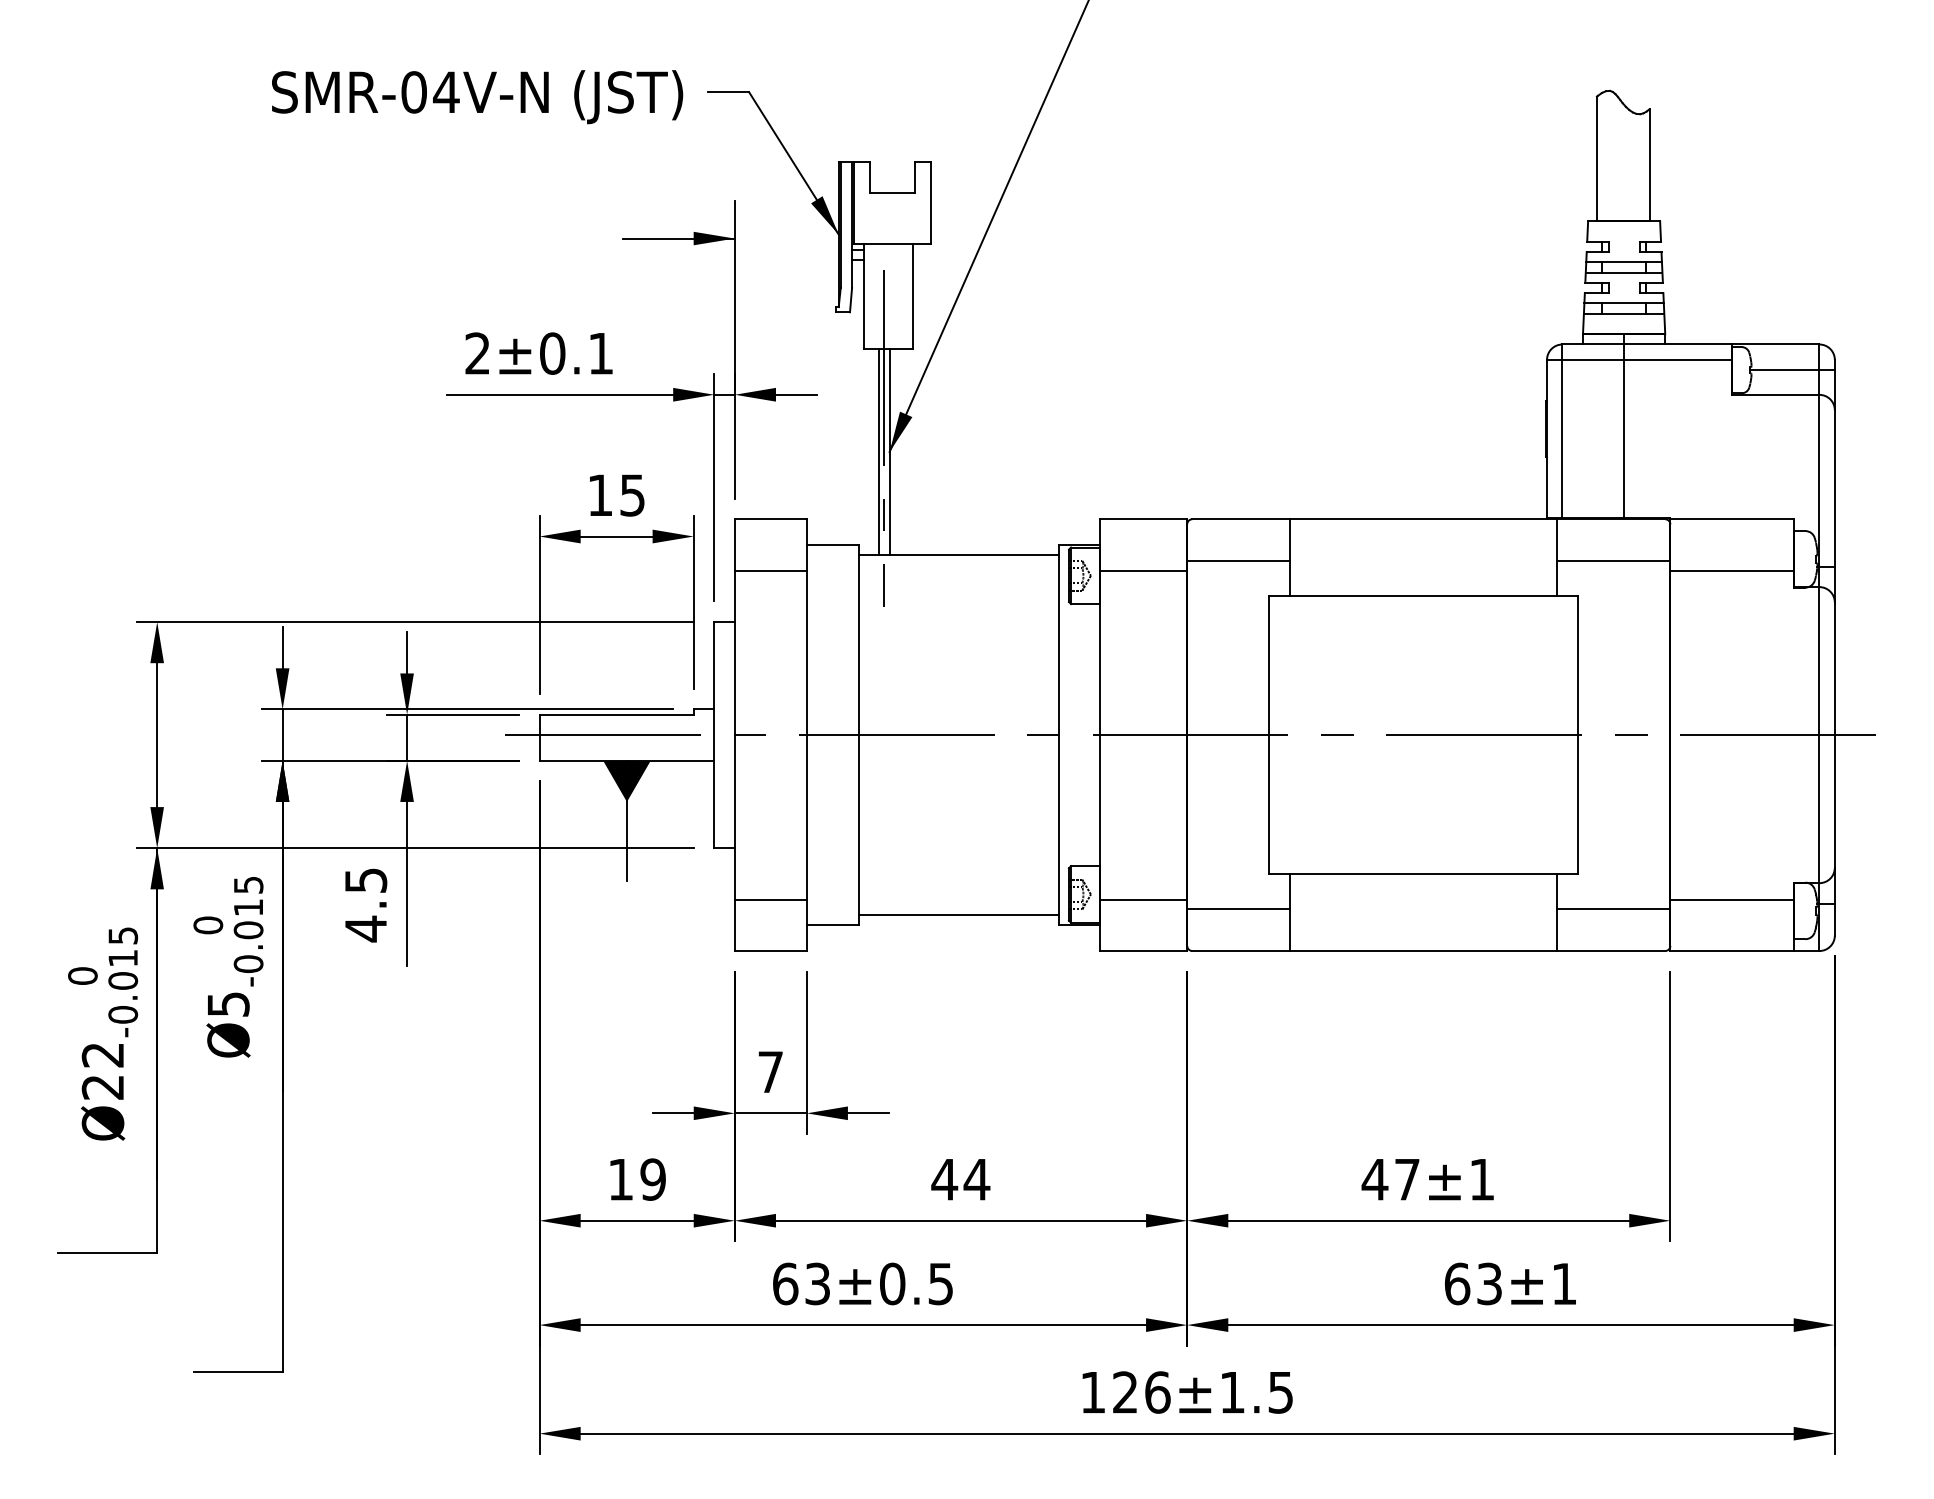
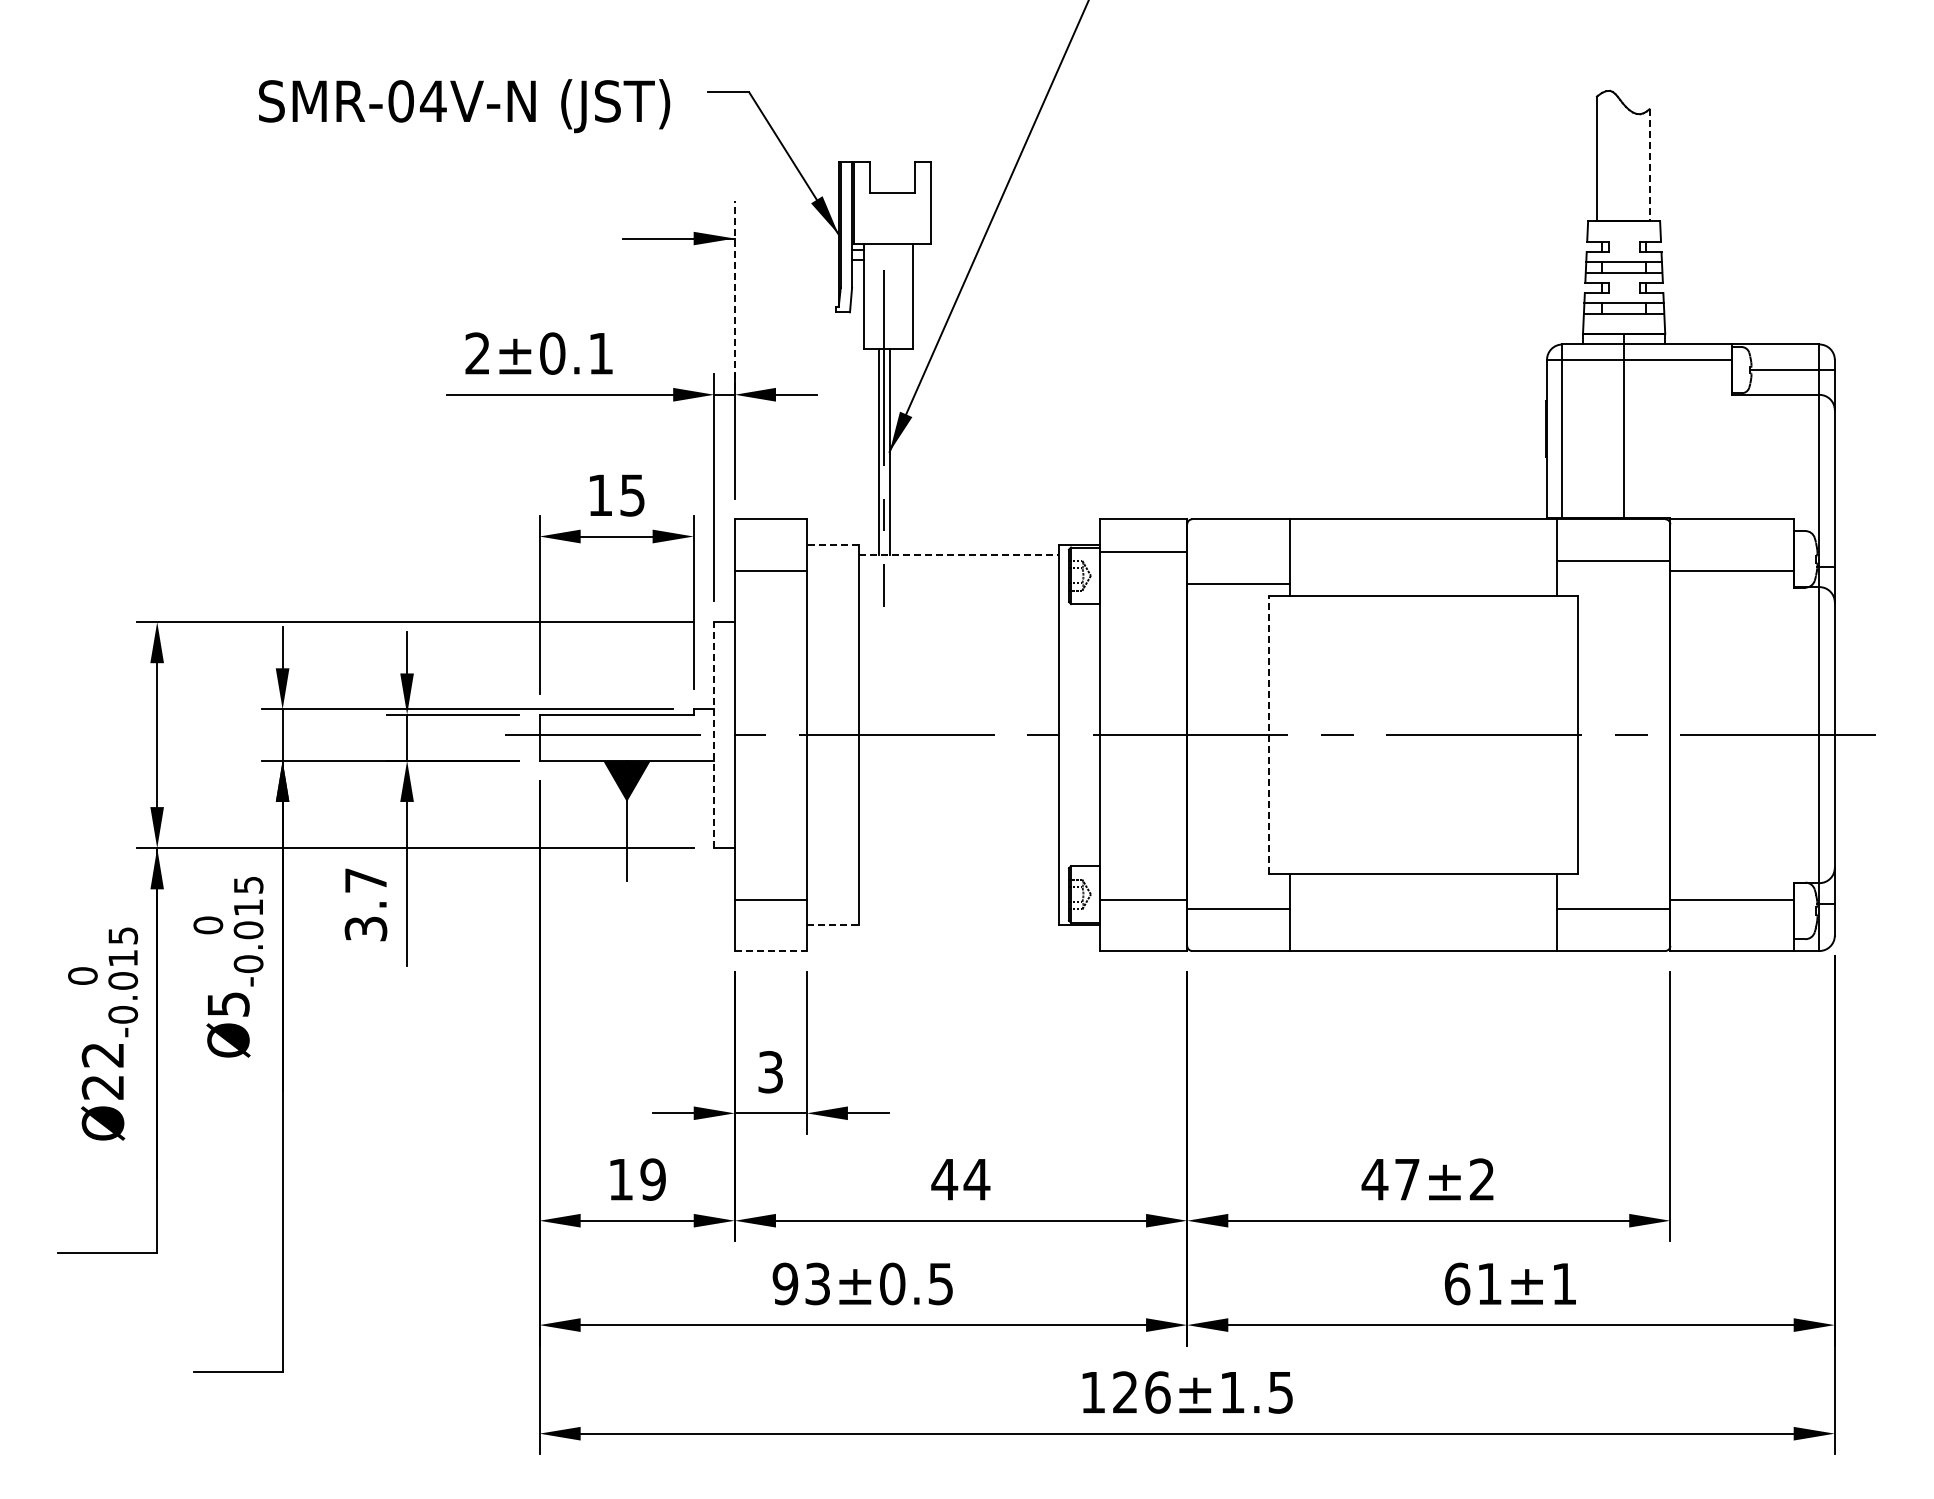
text position: (477, 97) -> (464, 106) (464, 106)
line: solid -> dashed (1649, 165)
line: solid -> dashed (734, 294)
line: solid -> dashed (832, 544)
line: solid -> dashed (958, 554)
line position: (1238, 560) -> (1238, 583) (1238, 583)
line position: (1143, 570) -> (1143, 551) (1143, 551)
line: solid -> dashed (714, 734)
line: solid -> dashed (1269, 735)
text: 4.5 -> 3.7 (365, 905)
line: present -> none (958, 915)
line: solid -> dashed (832, 925)
line: solid -> dashed (770, 951)
text: 7 -> 3 (770, 1072)
text: 47±1 -> 47±2 (1481, 1179)
text: 63±0.5 -> 93±0.5 (785, 1283)
text: 63±1 -> 61±1 (1489, 1283)
